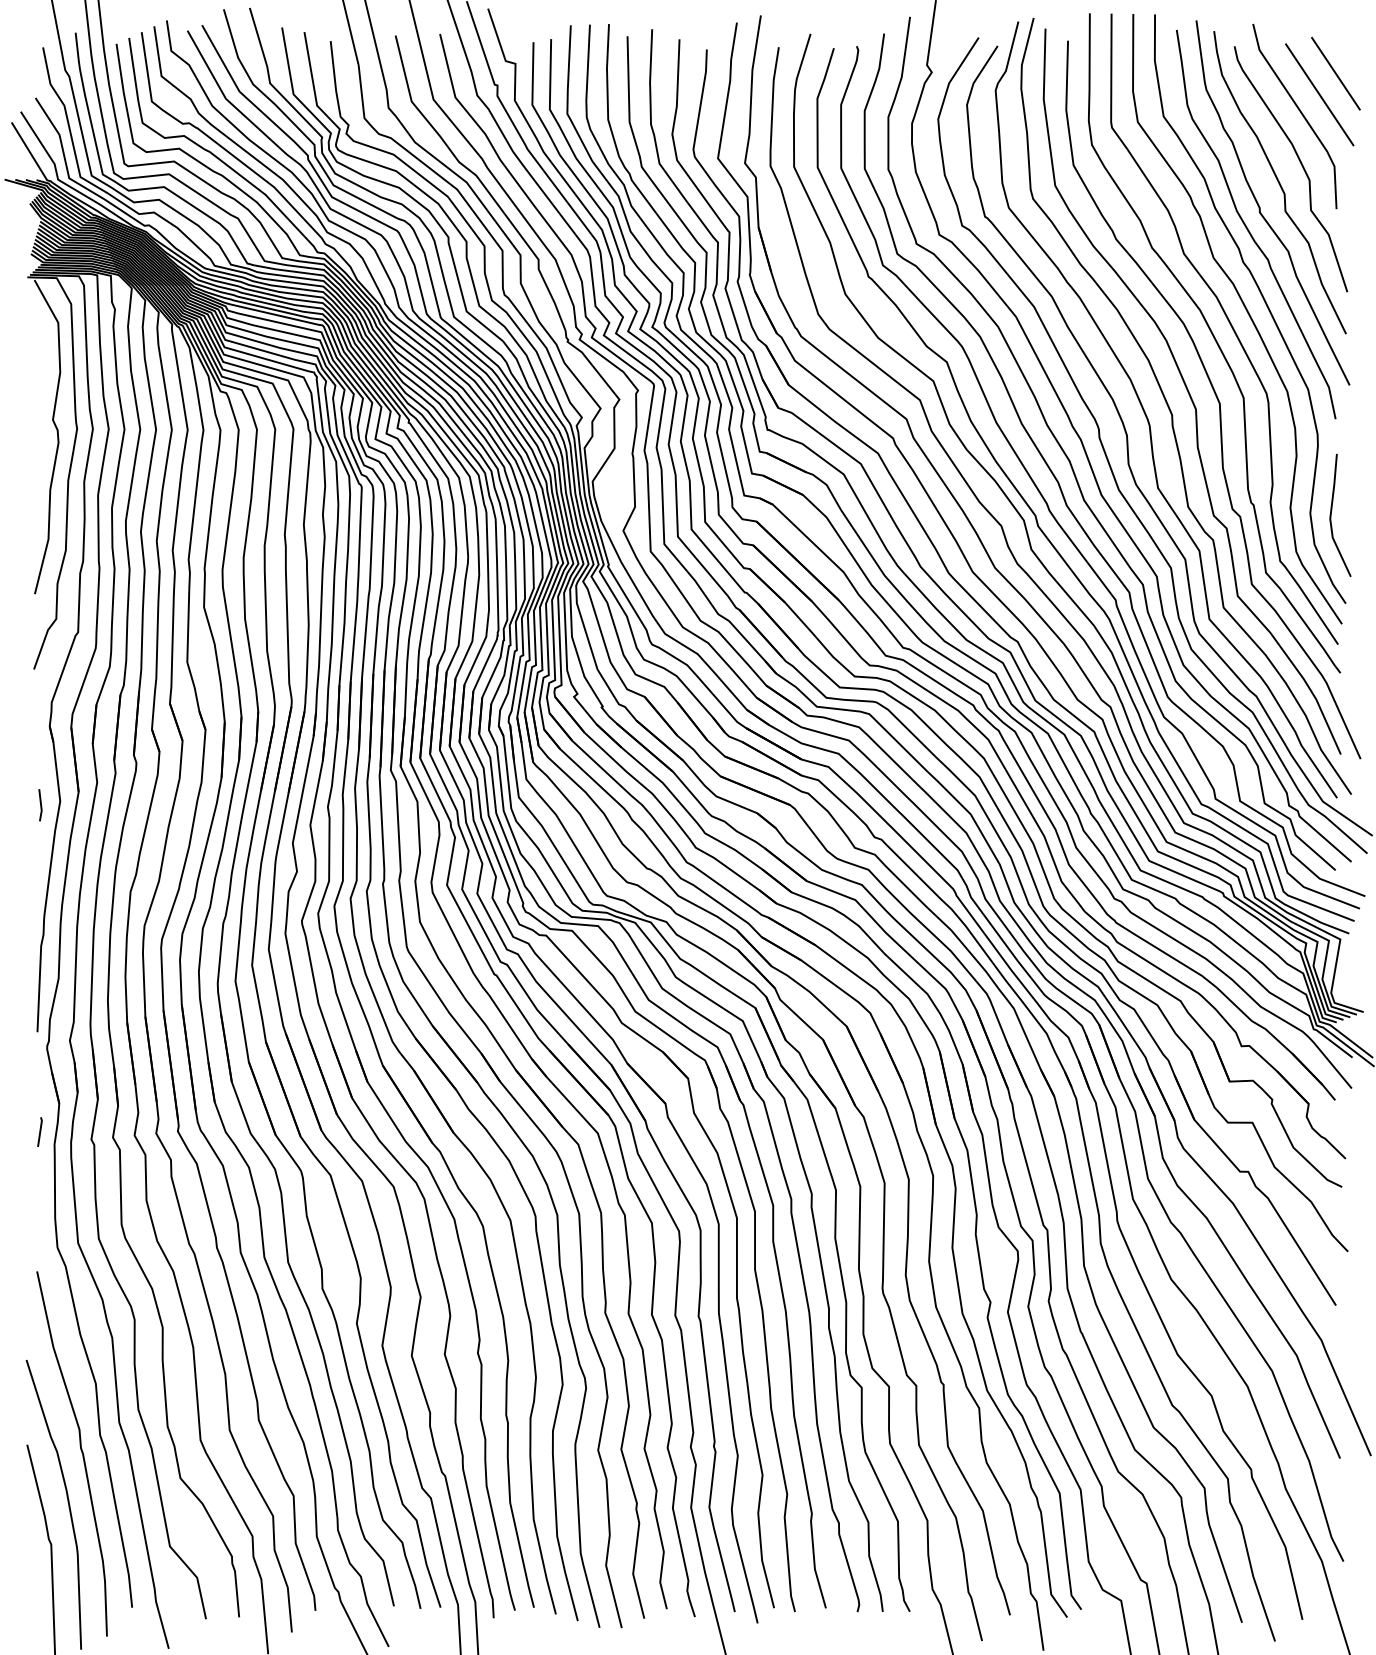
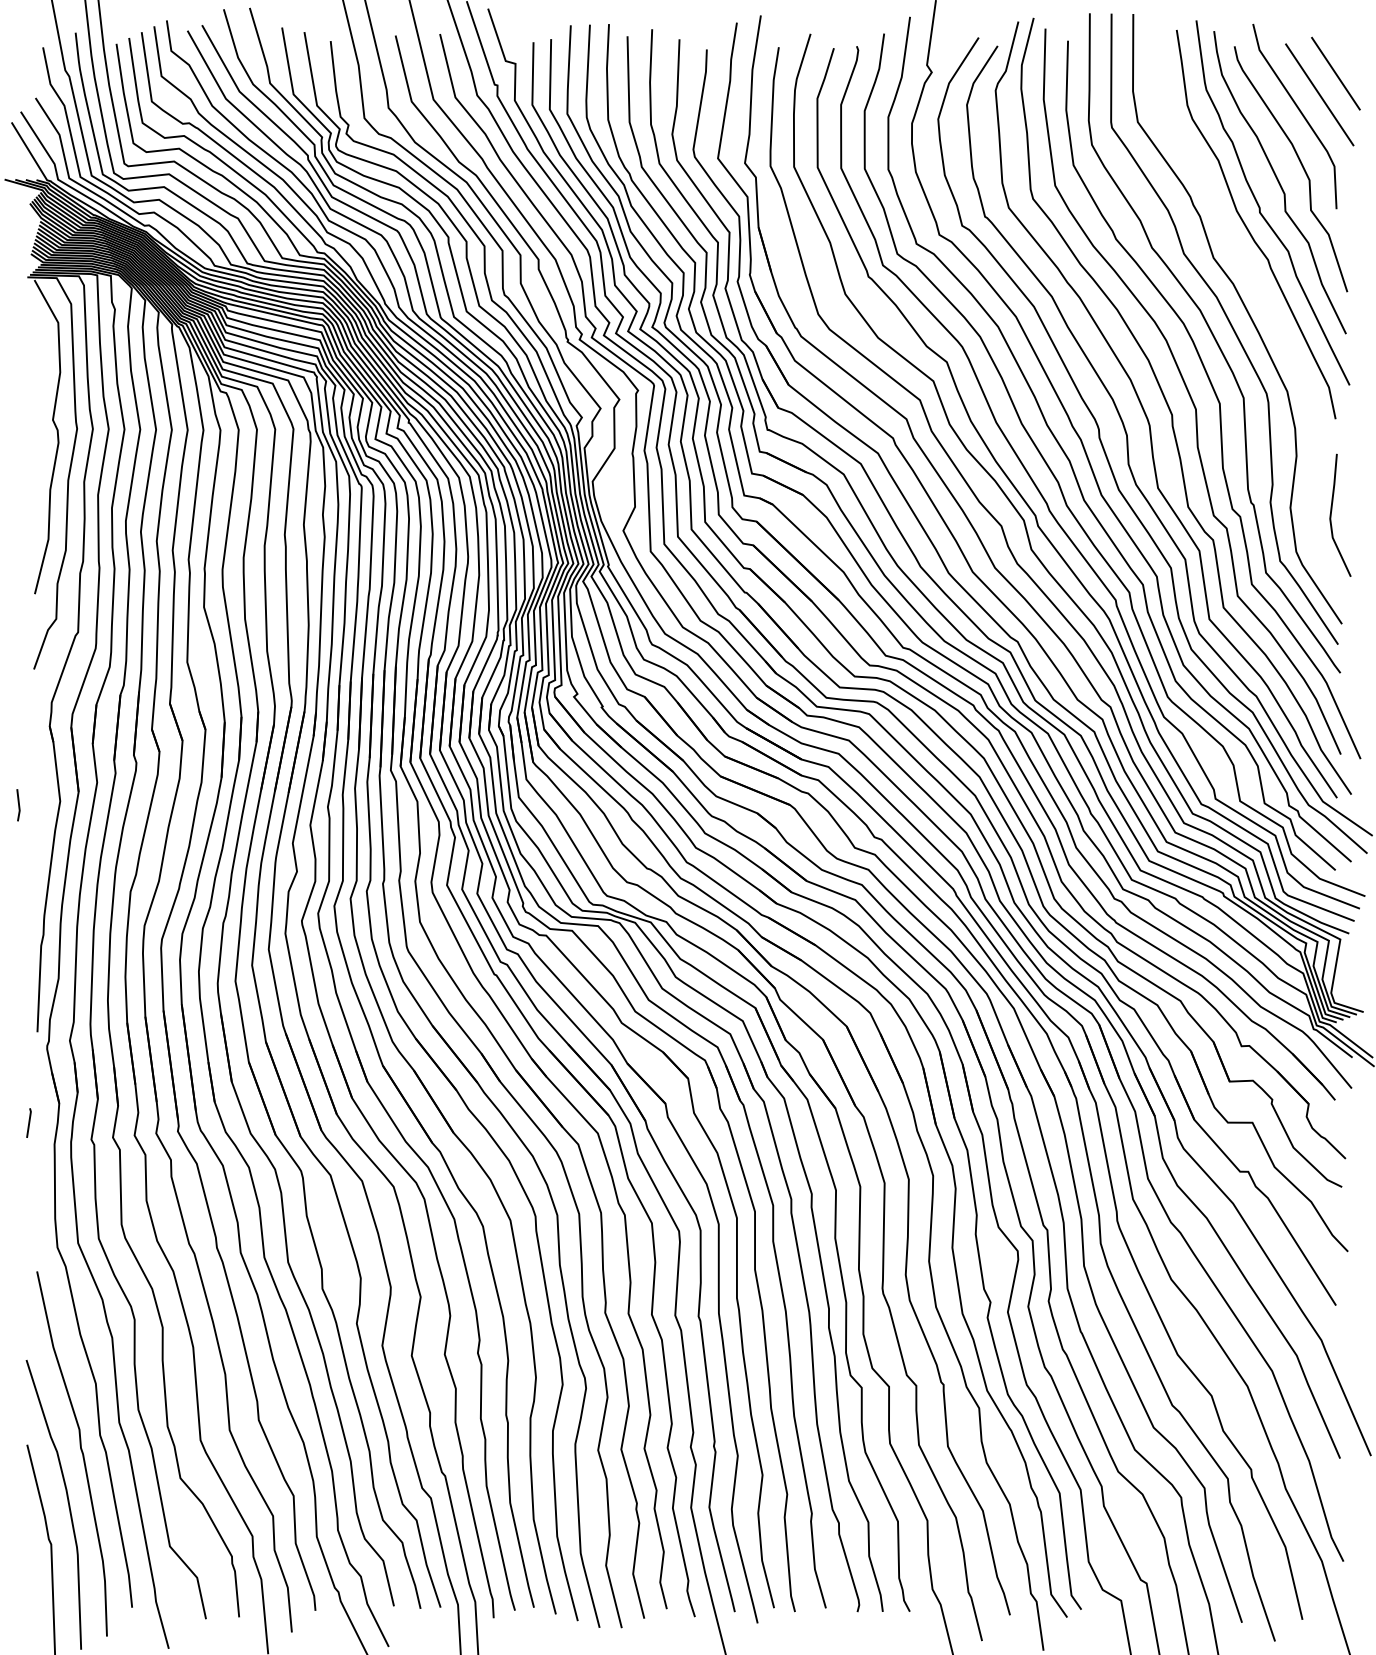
curve: present -> none (1264, 302)
line position: (40, 805) -> (18, 805) (18, 805)
line position: (39, 1131) -> (28, 1122) (28, 1122)
